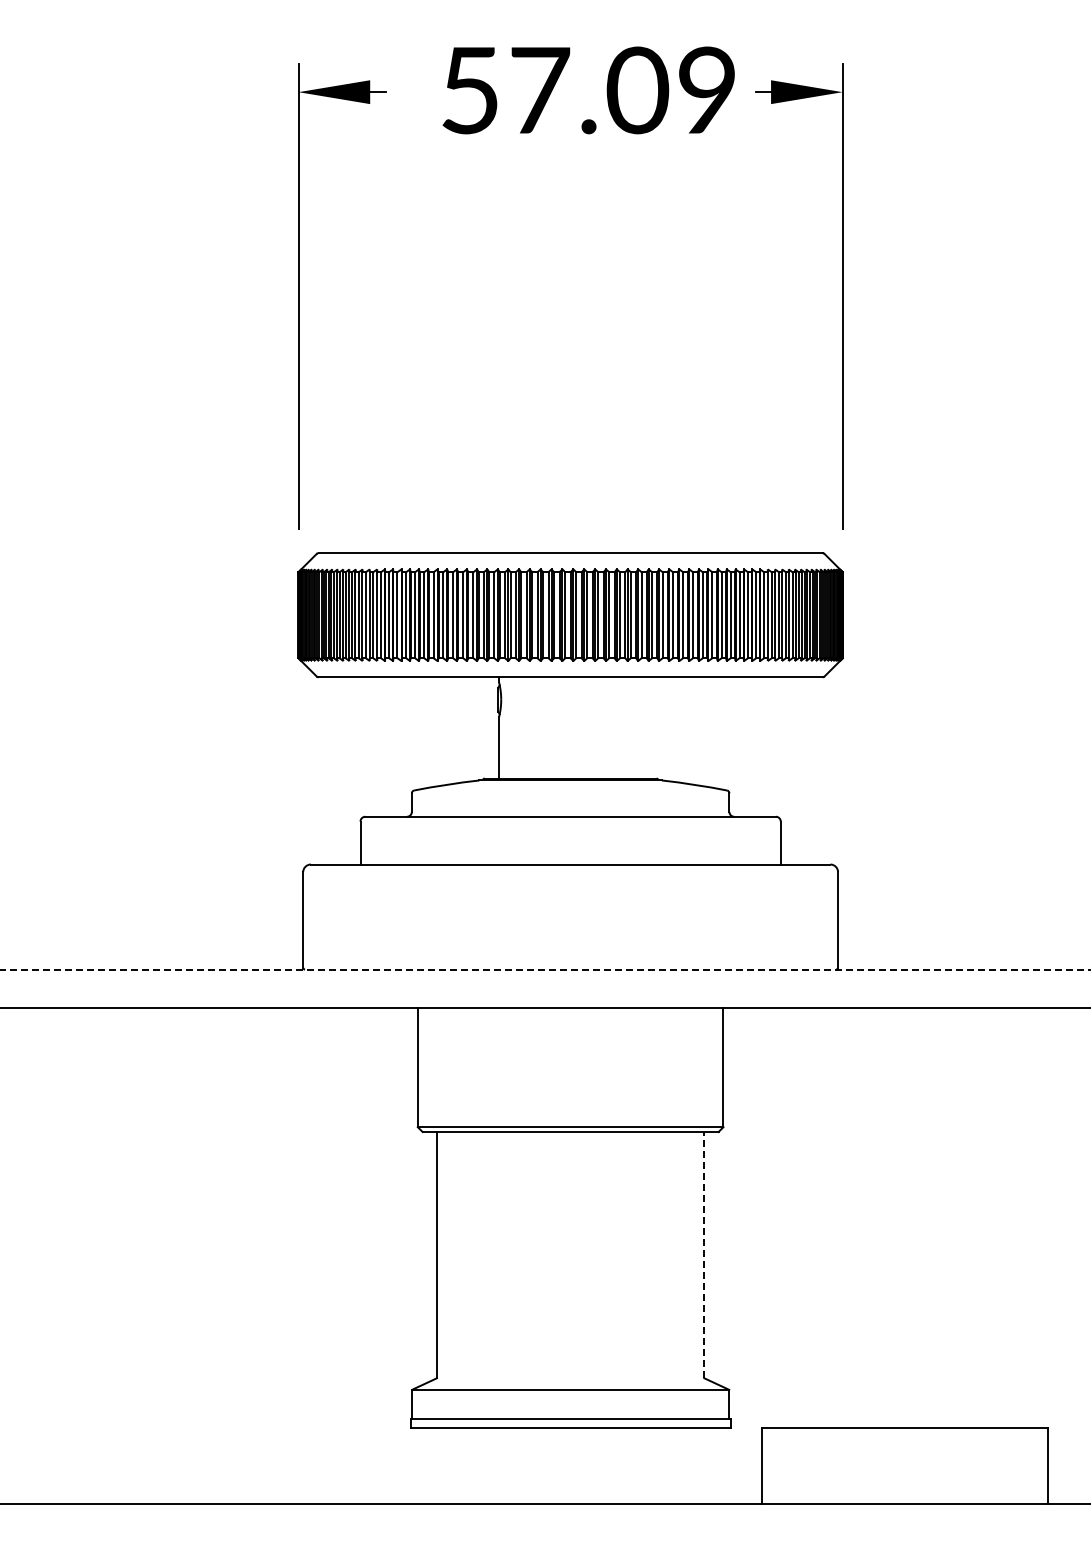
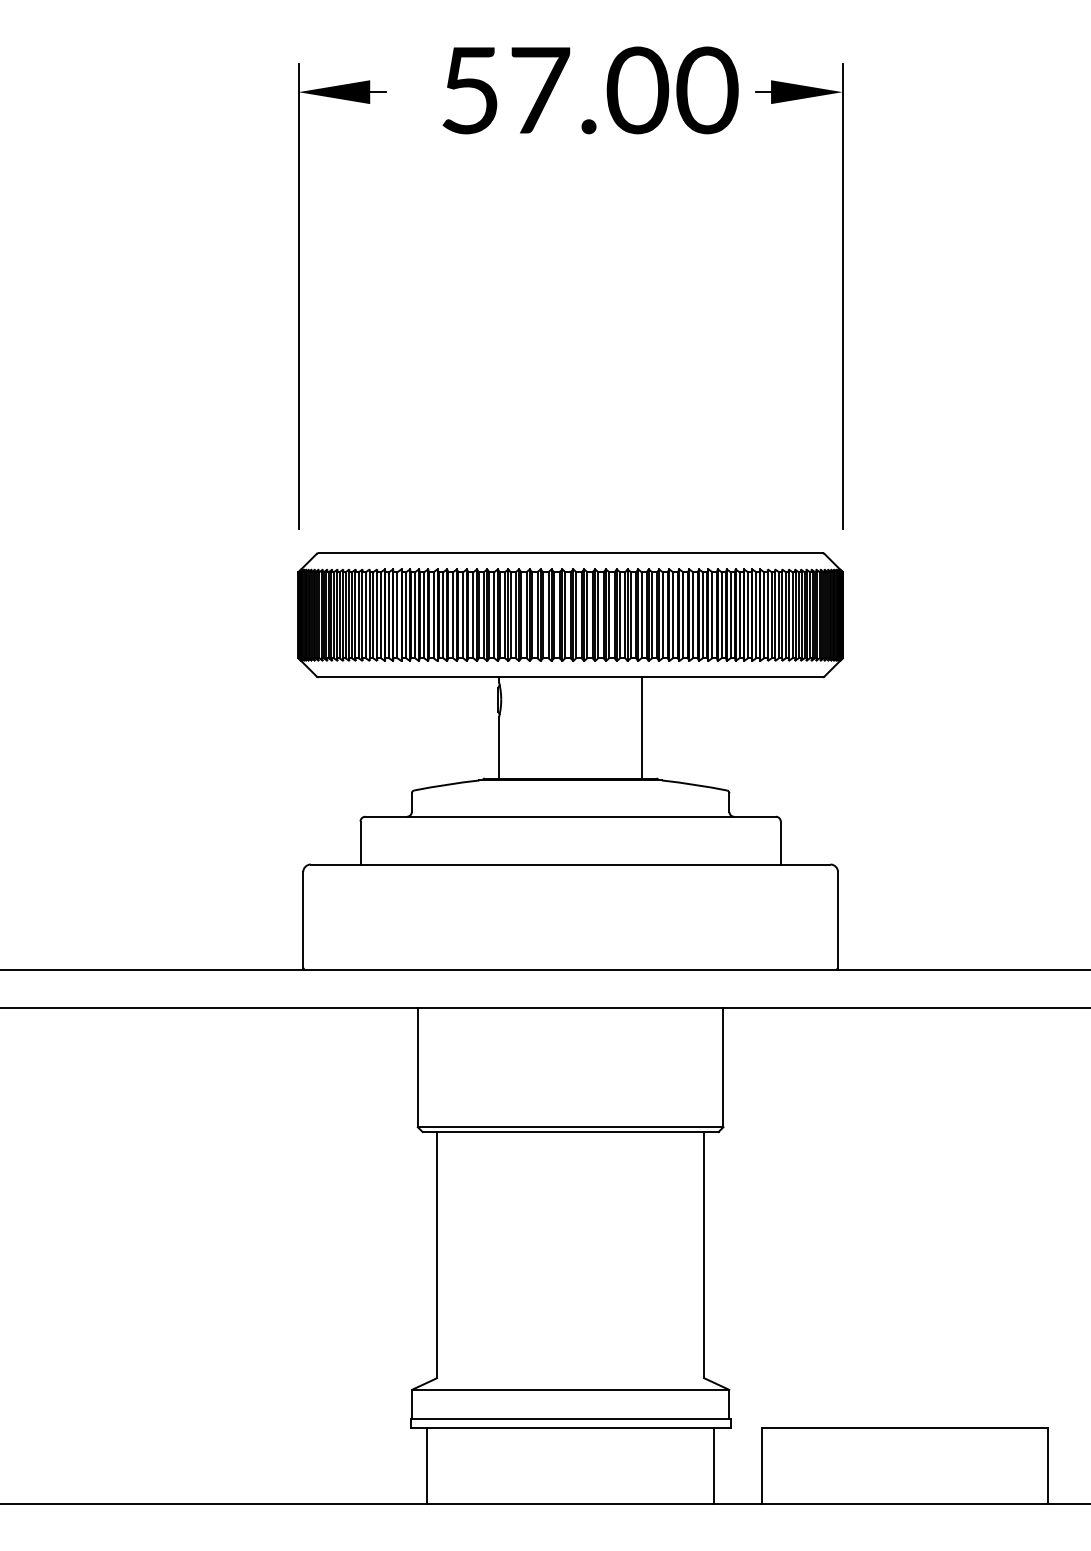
text: 57.09 -> 57.00 (707, 90)
line: none -> present (642, 727)
line: dashed -> solid (545, 969)
line: dashed -> solid (704, 1254)
line: none -> present (427, 1466)
line: none -> present (713, 1466)
